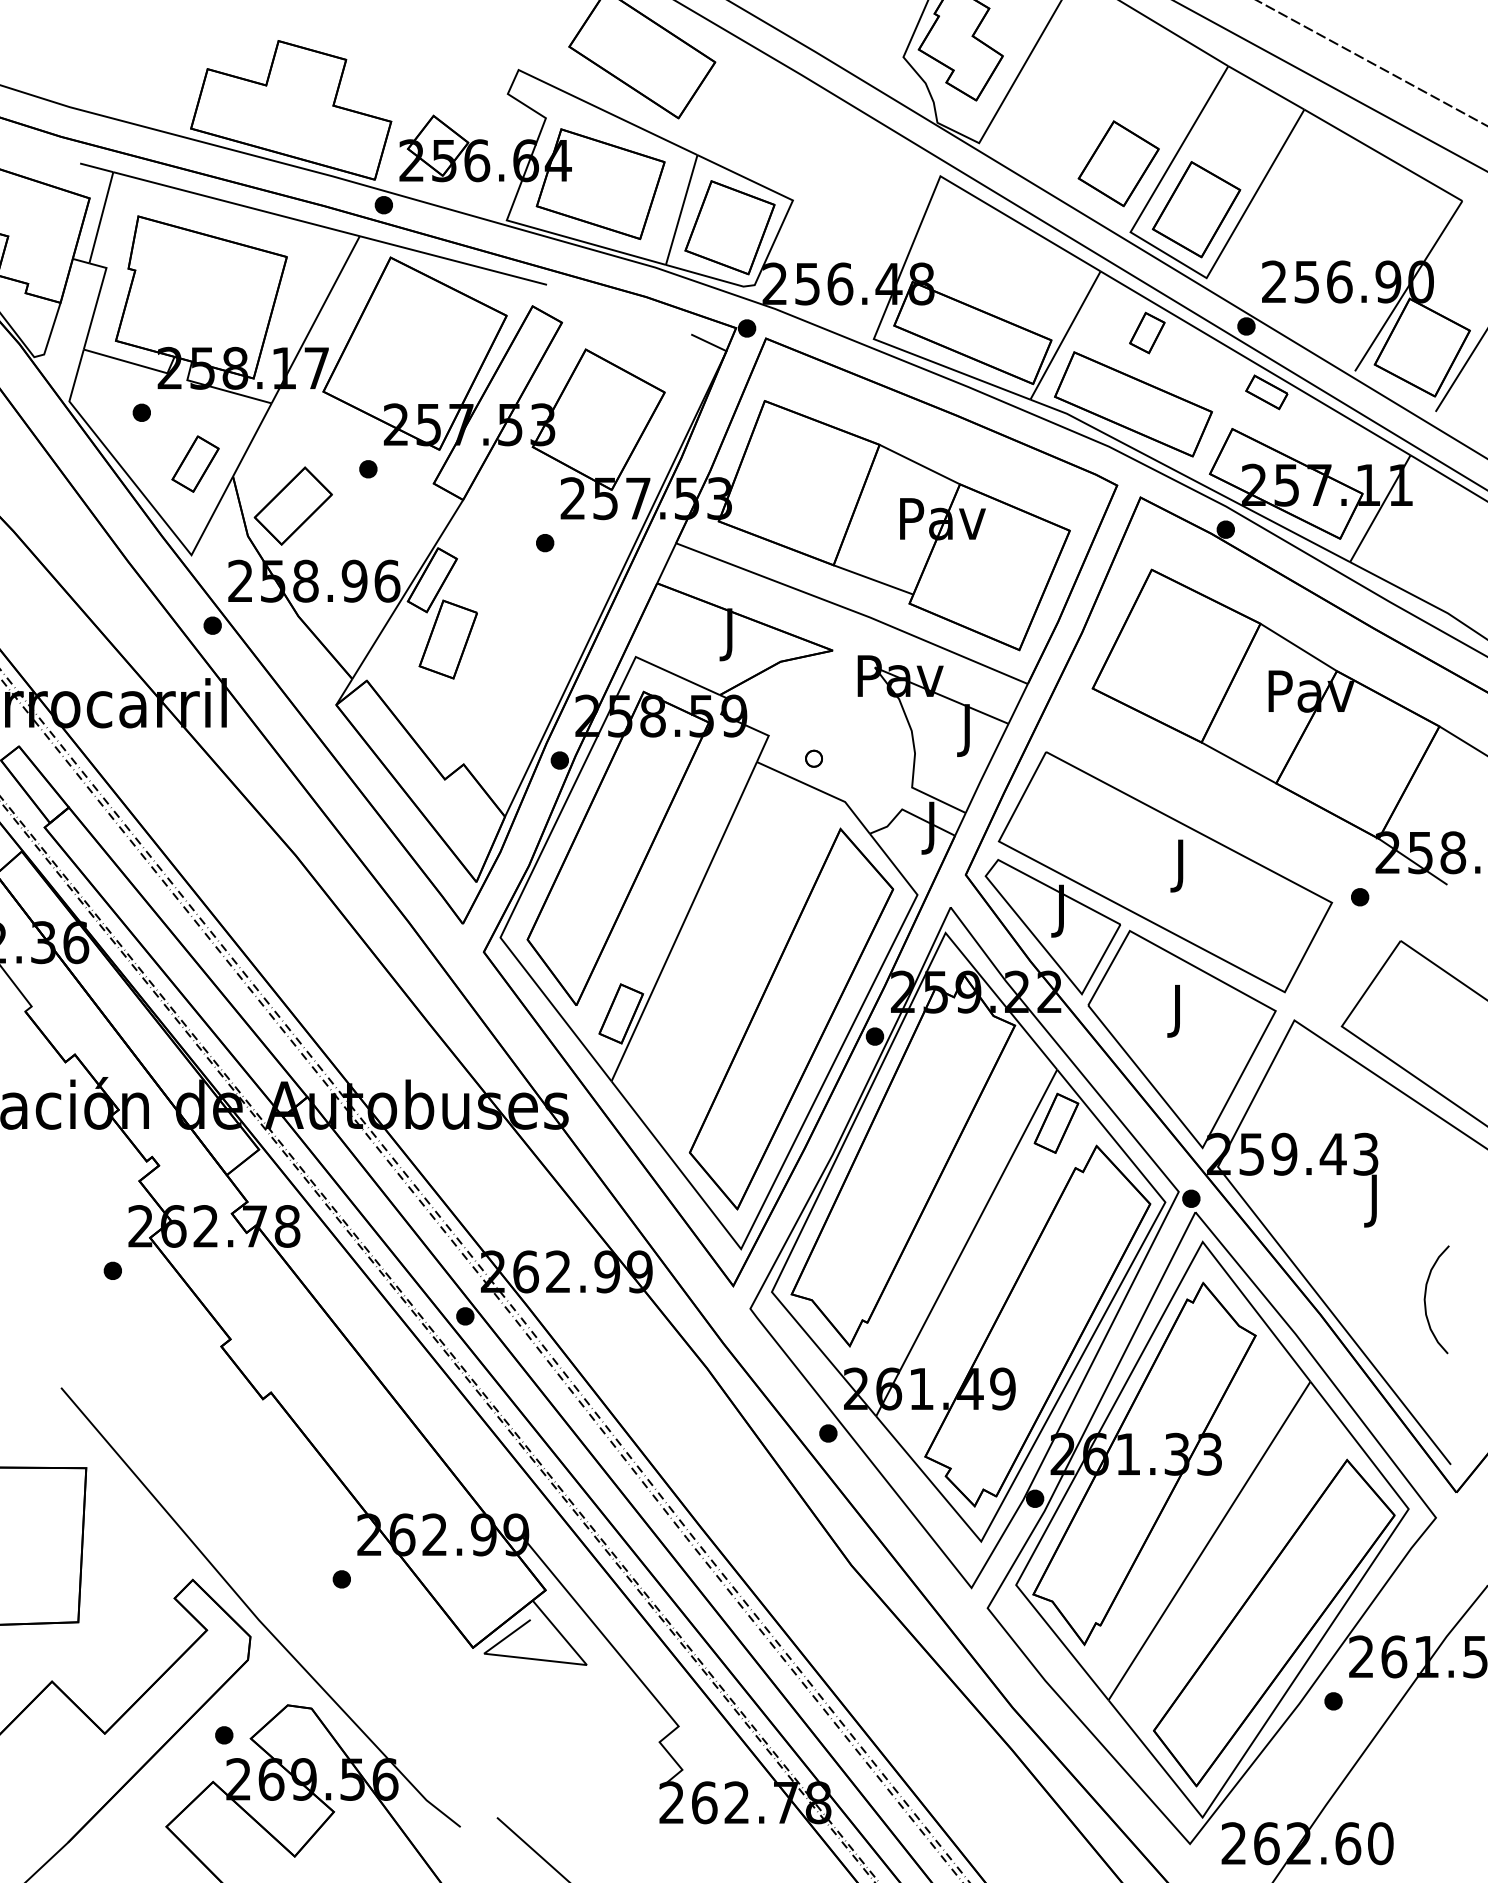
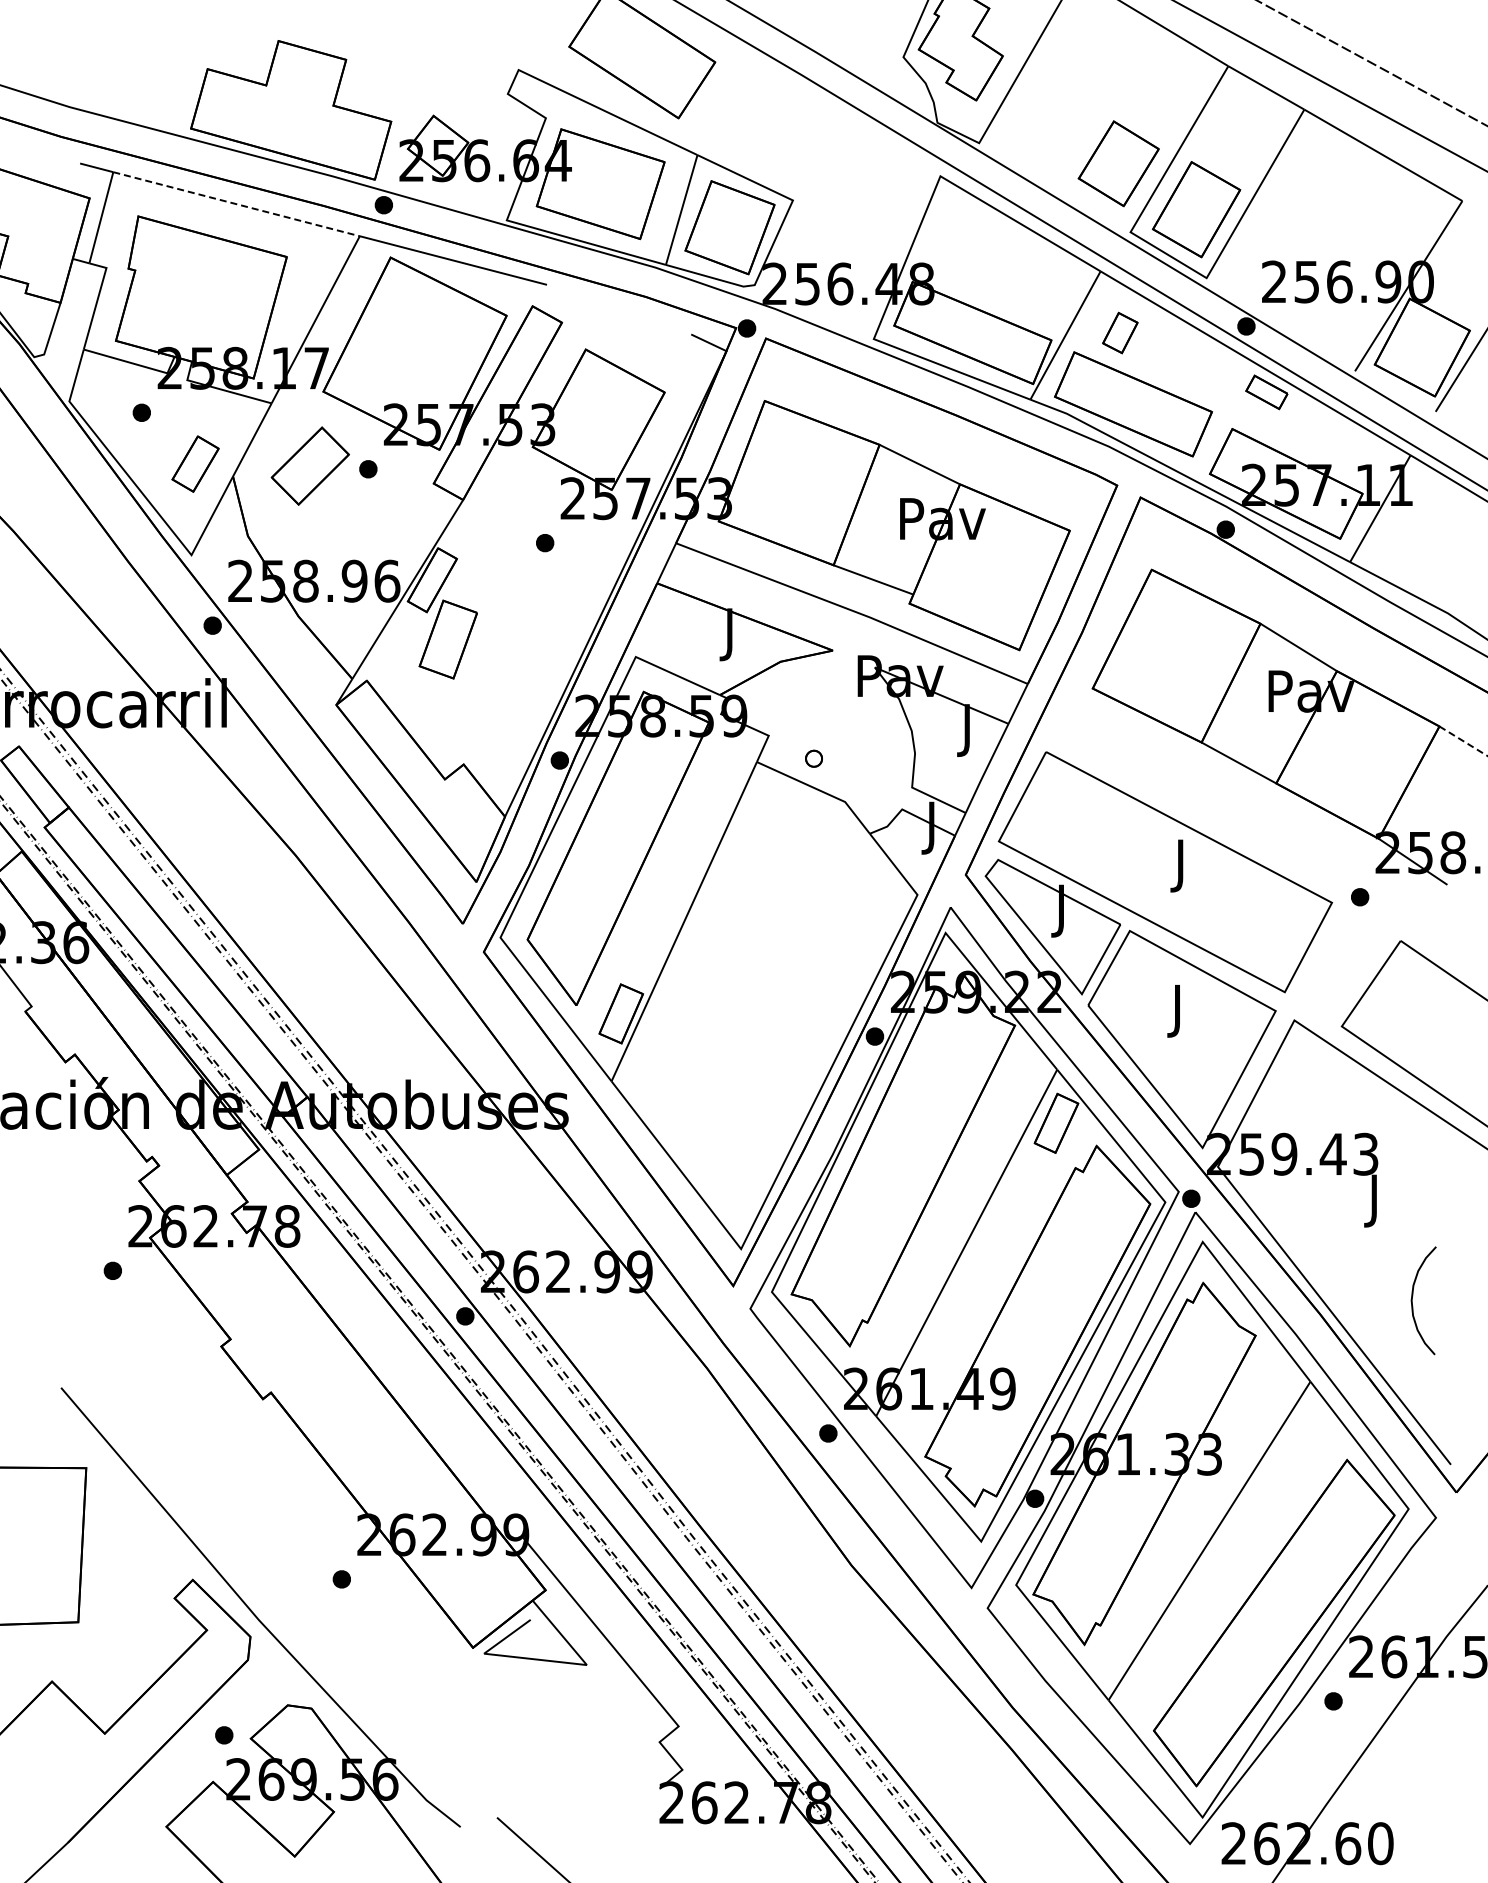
line: solid -> dashed (237, 204)
part position: (1147, 332) -> (1120, 332) (1120, 332)
part position: (292, 505) -> (309, 465) (309, 465)
line: solid -> dashed (1464, 741)
part: present -> none (791, 1018)
curve position: (1425, 1299) -> (1412, 1300) (1412, 1300)
